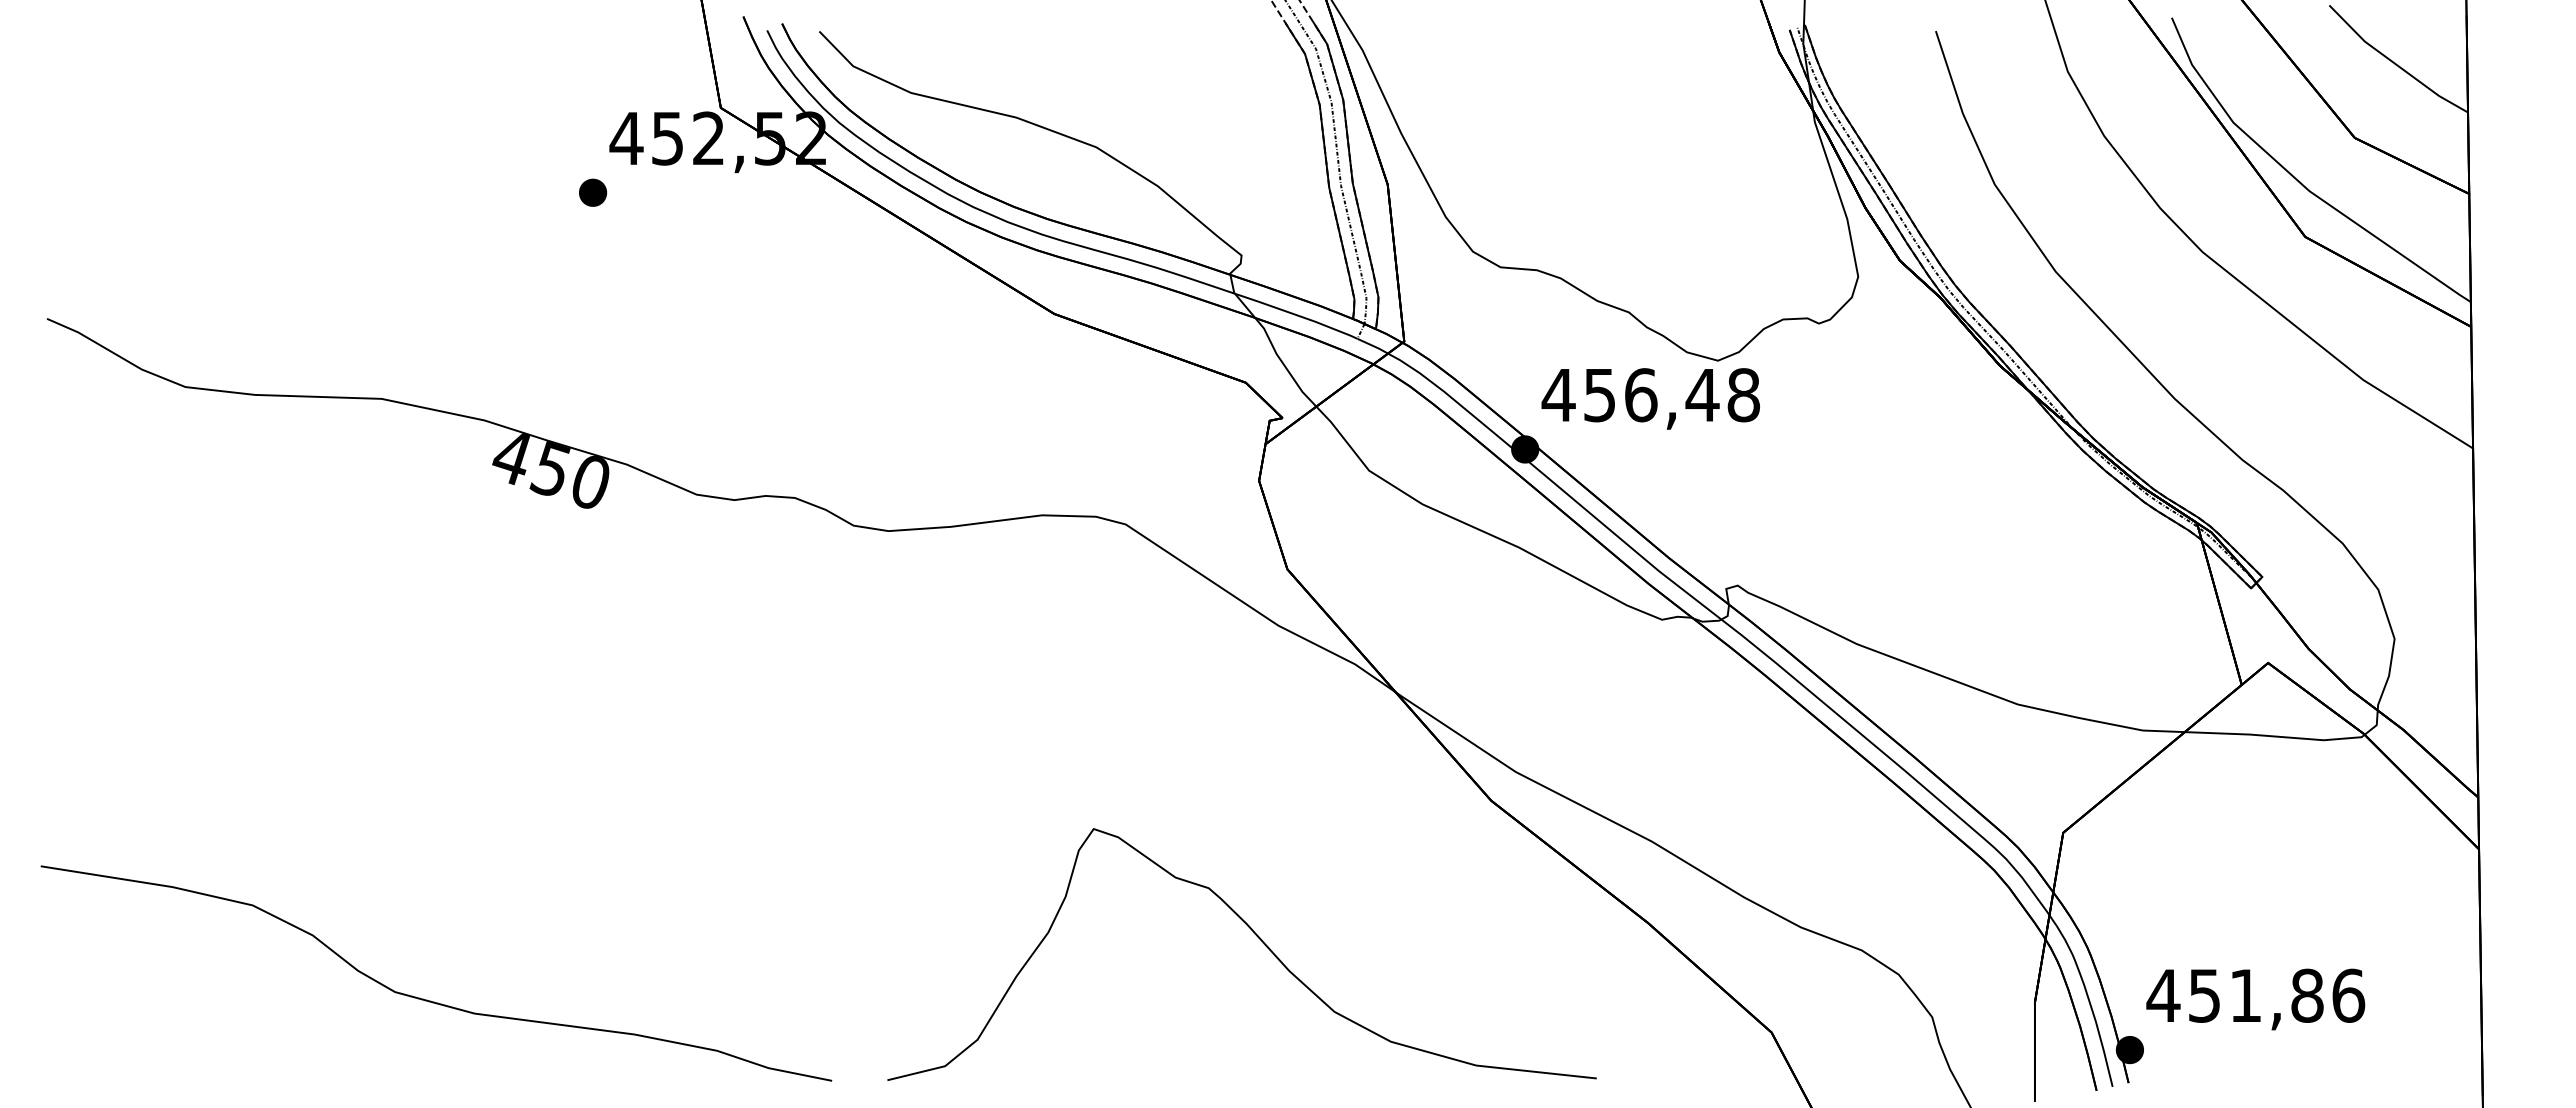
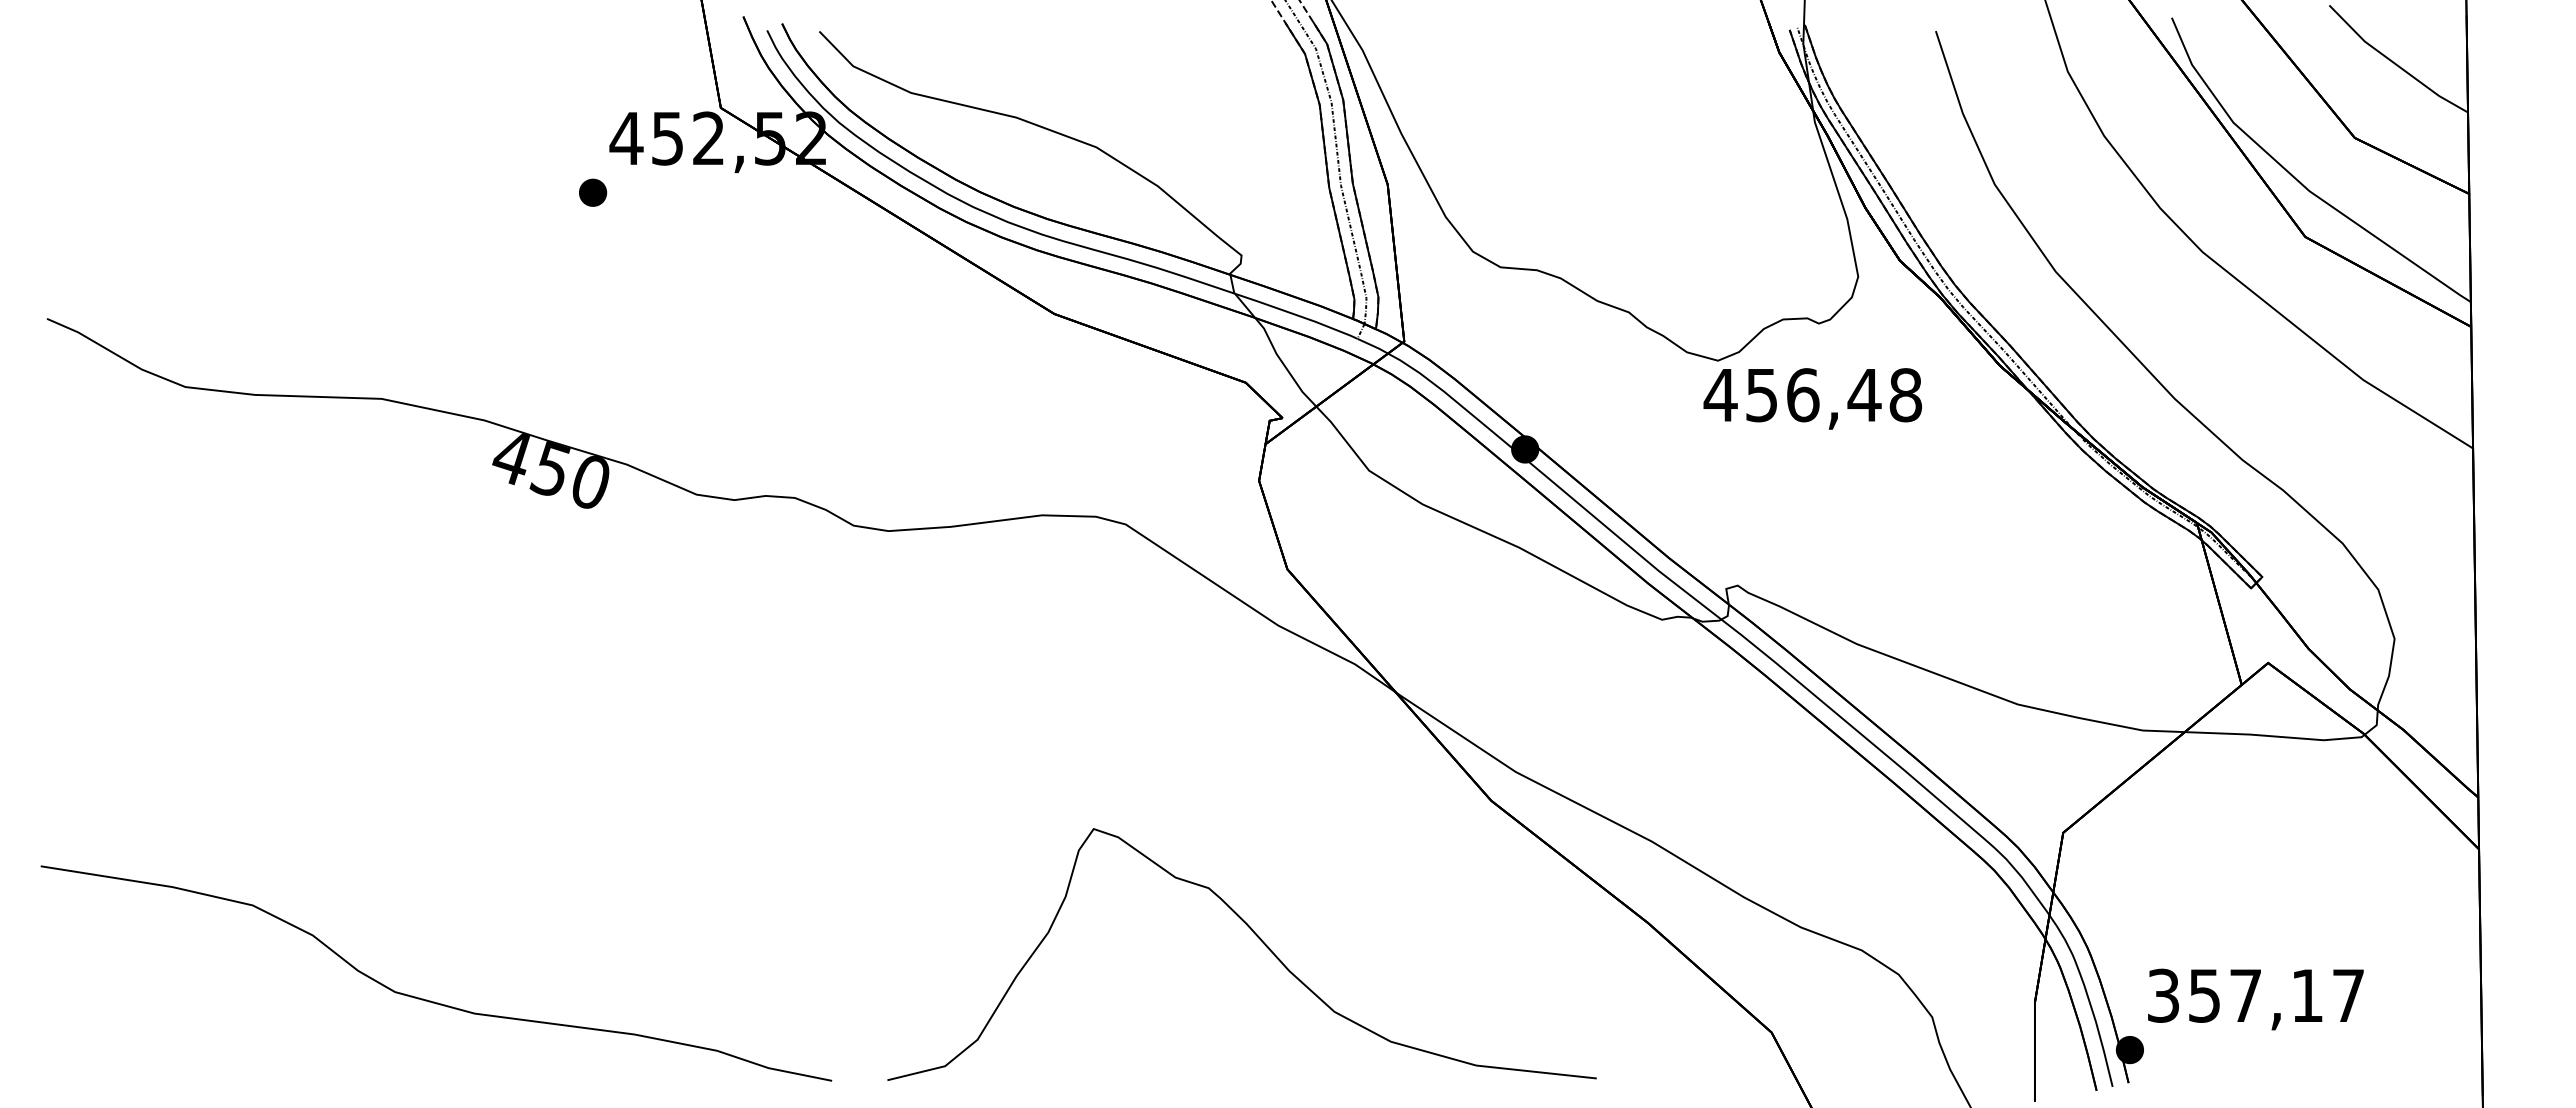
text position: (1650, 398) -> (1812, 398) (1812, 398)
text: 451,86 -> 357,17 (2255, 995)
